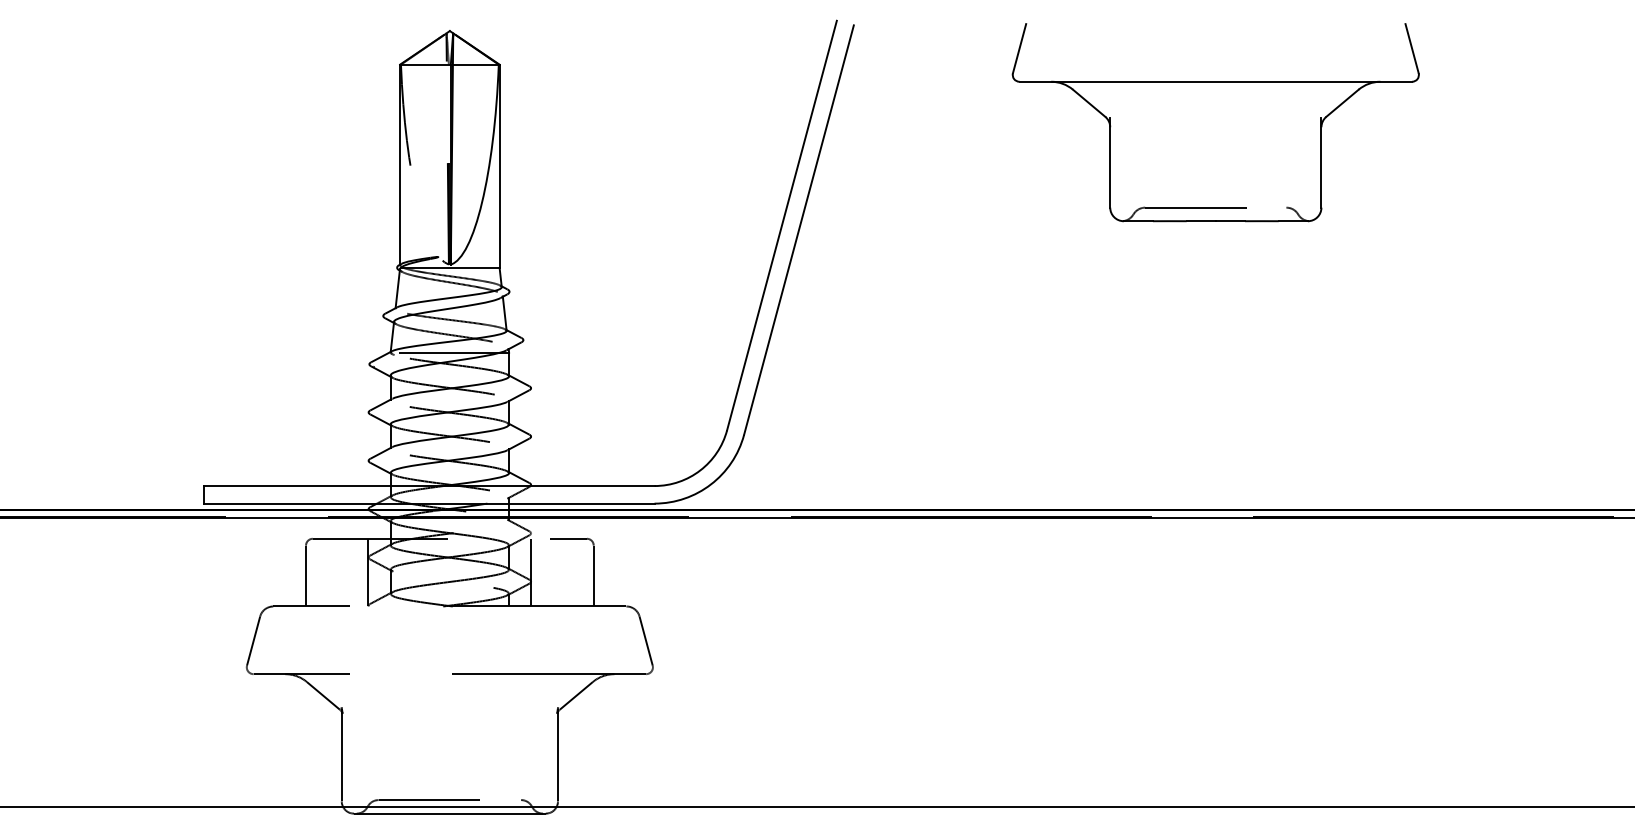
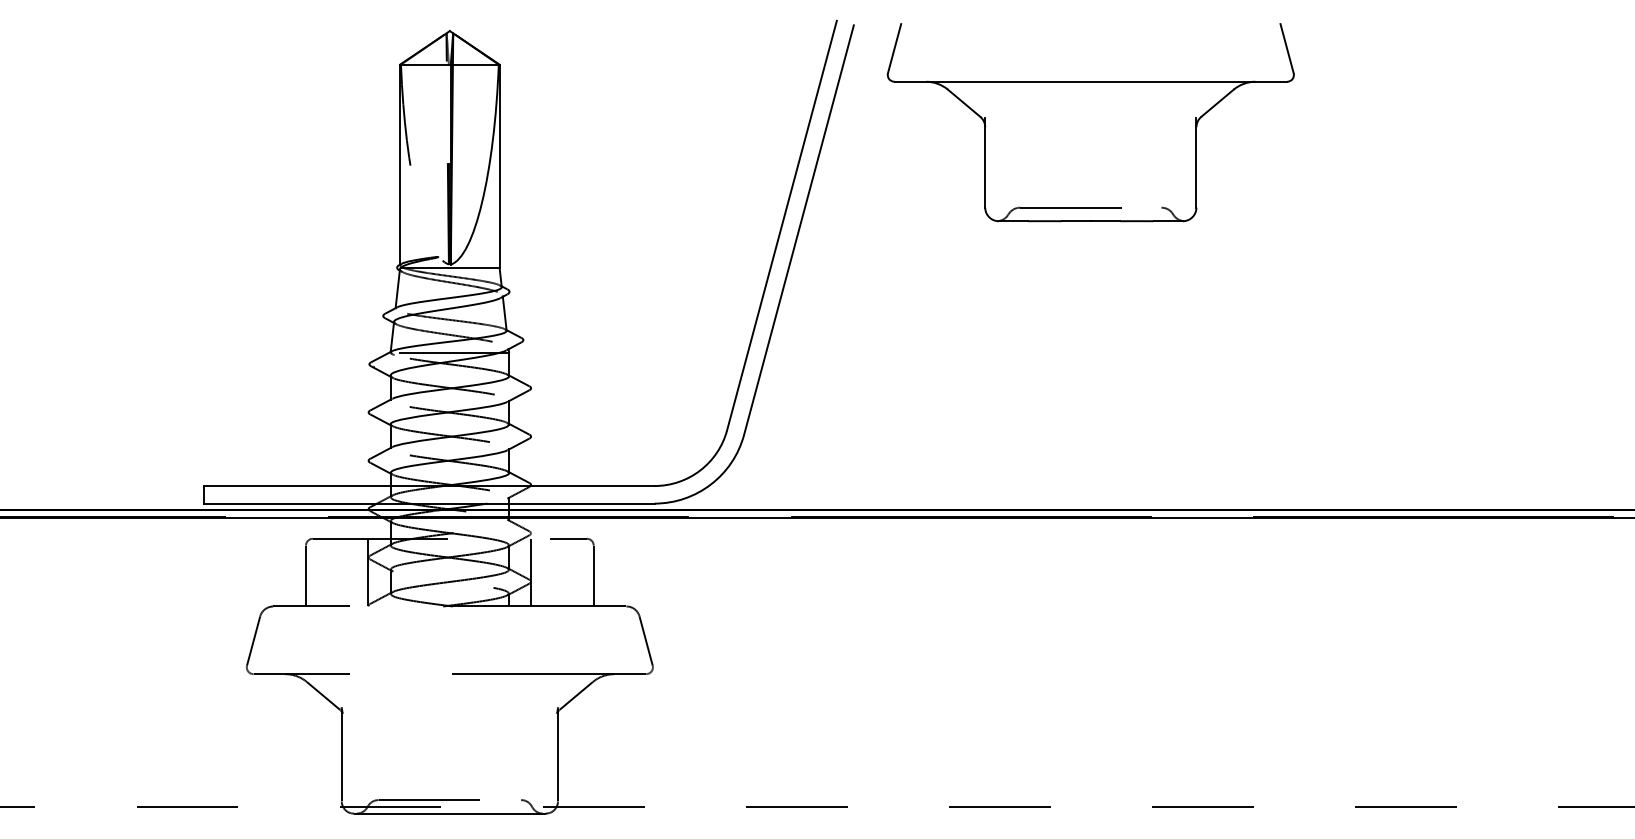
part position: (1215, 122) -> (1090, 122) (1090, 122)
line: solid -> dashed (817, 806)
